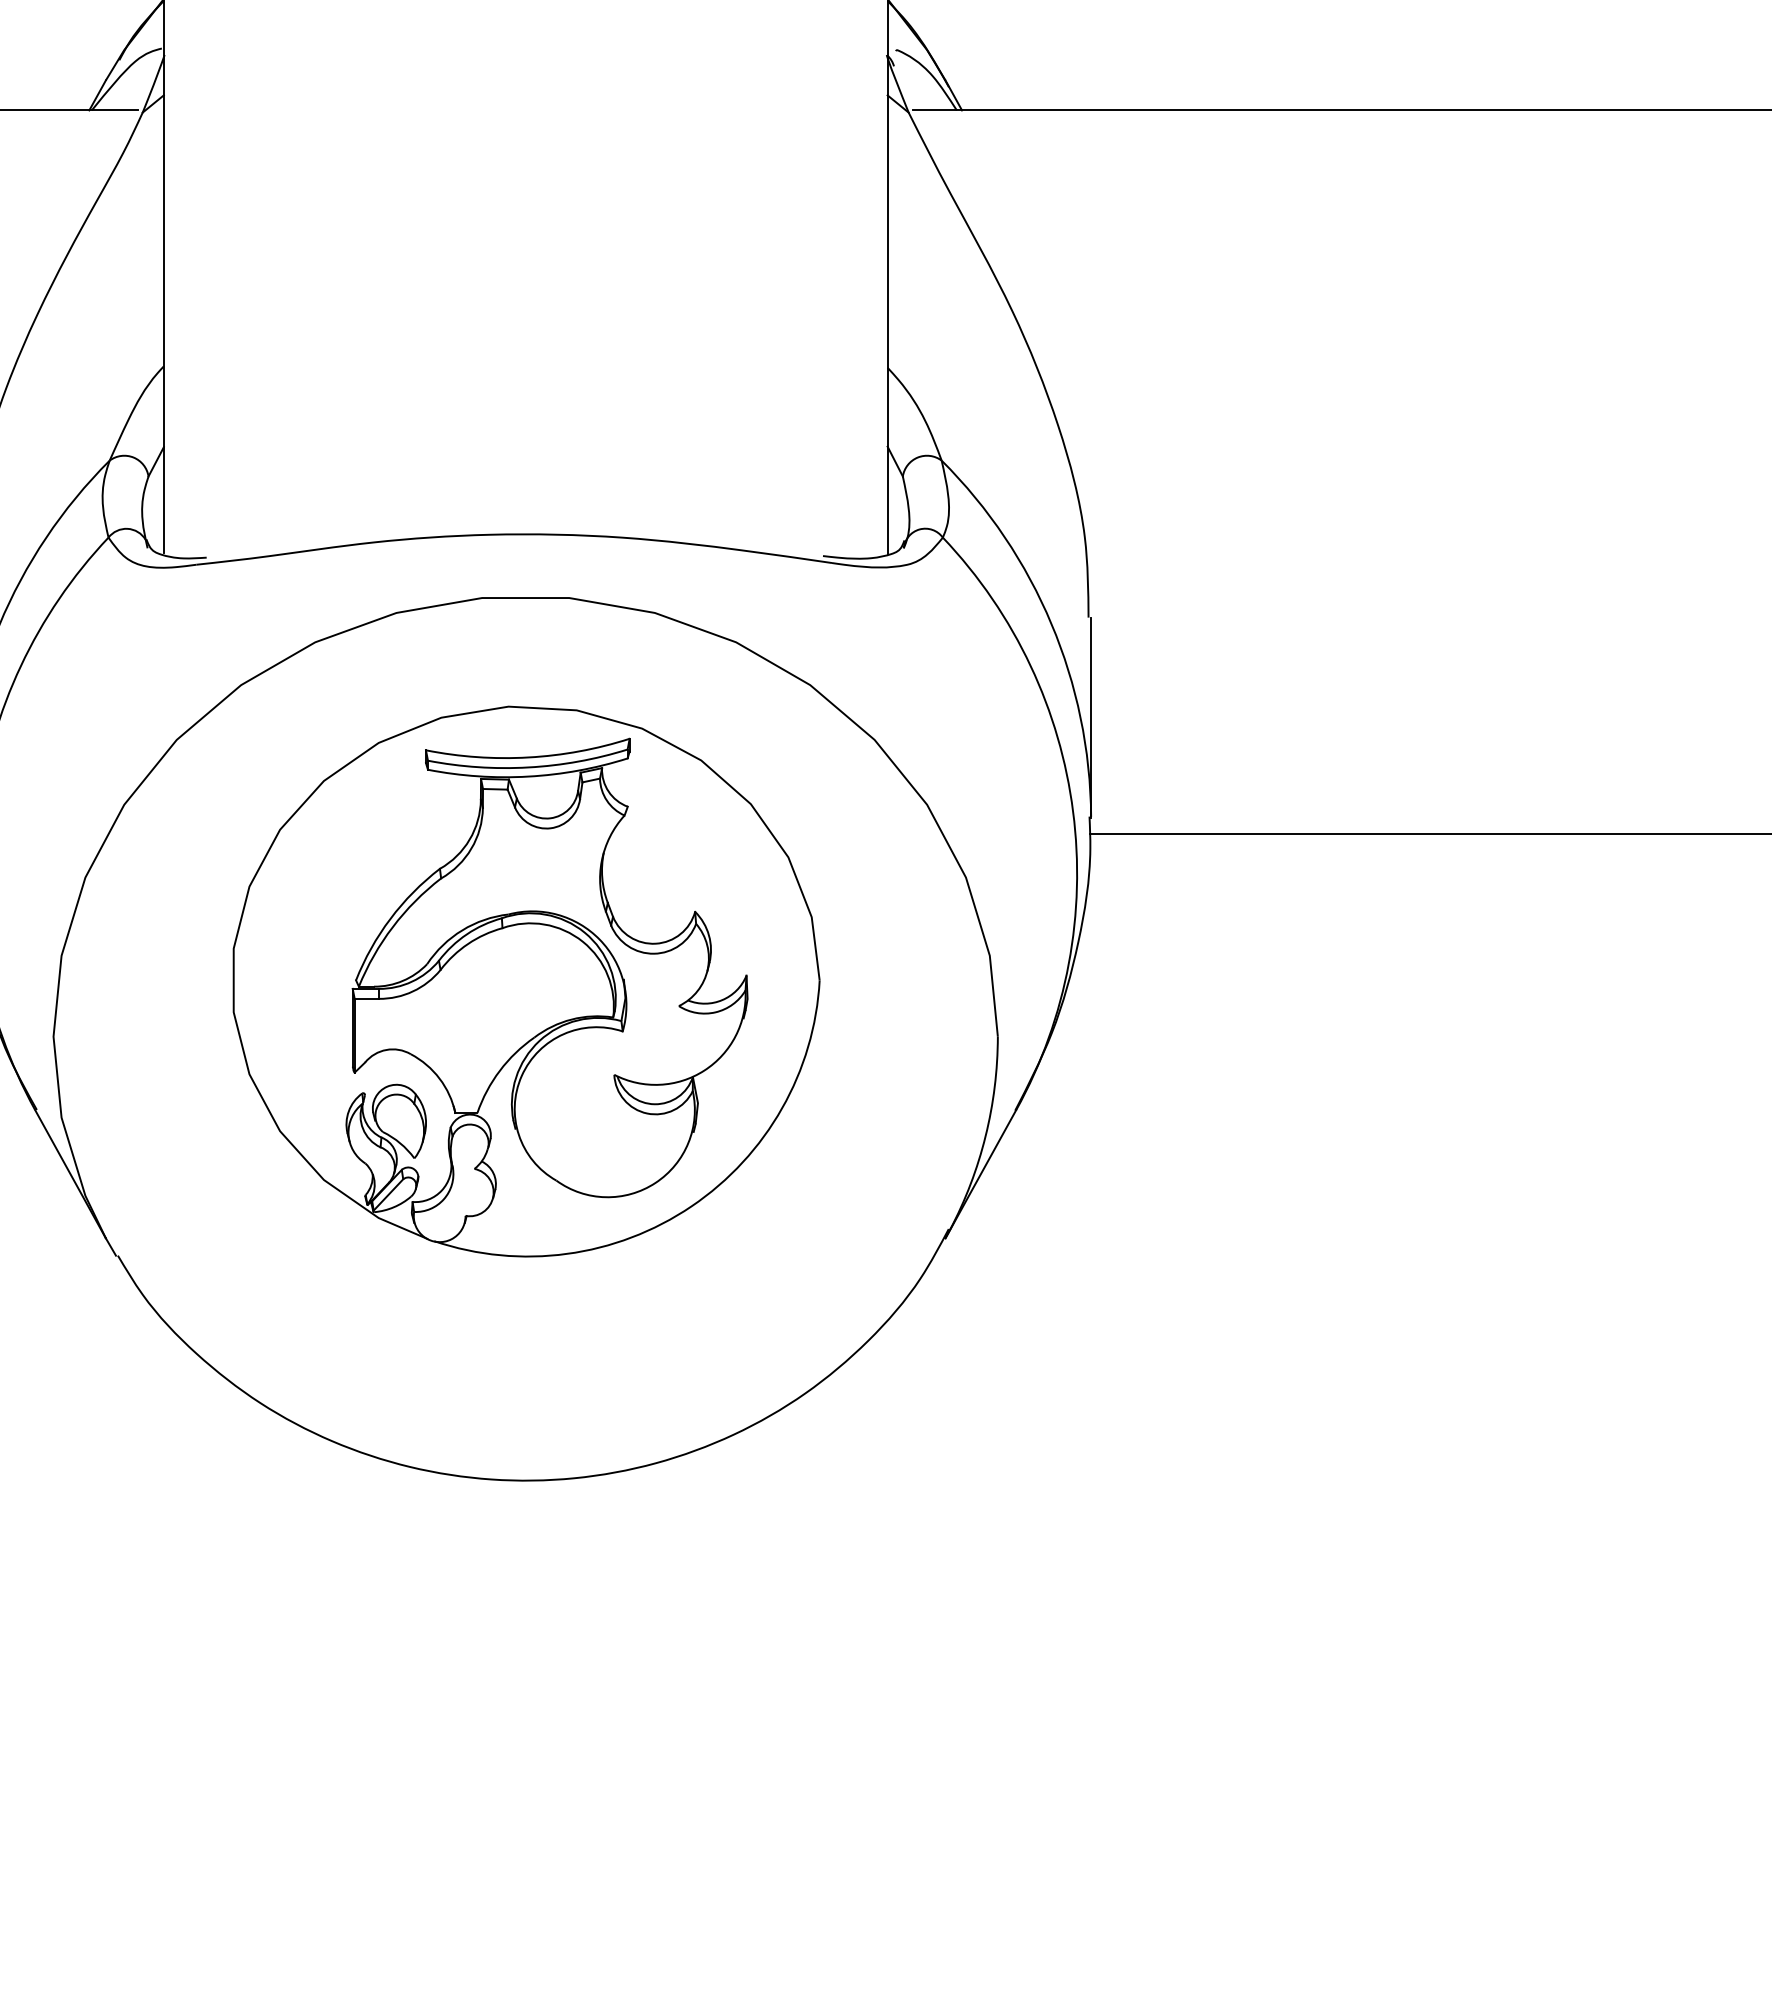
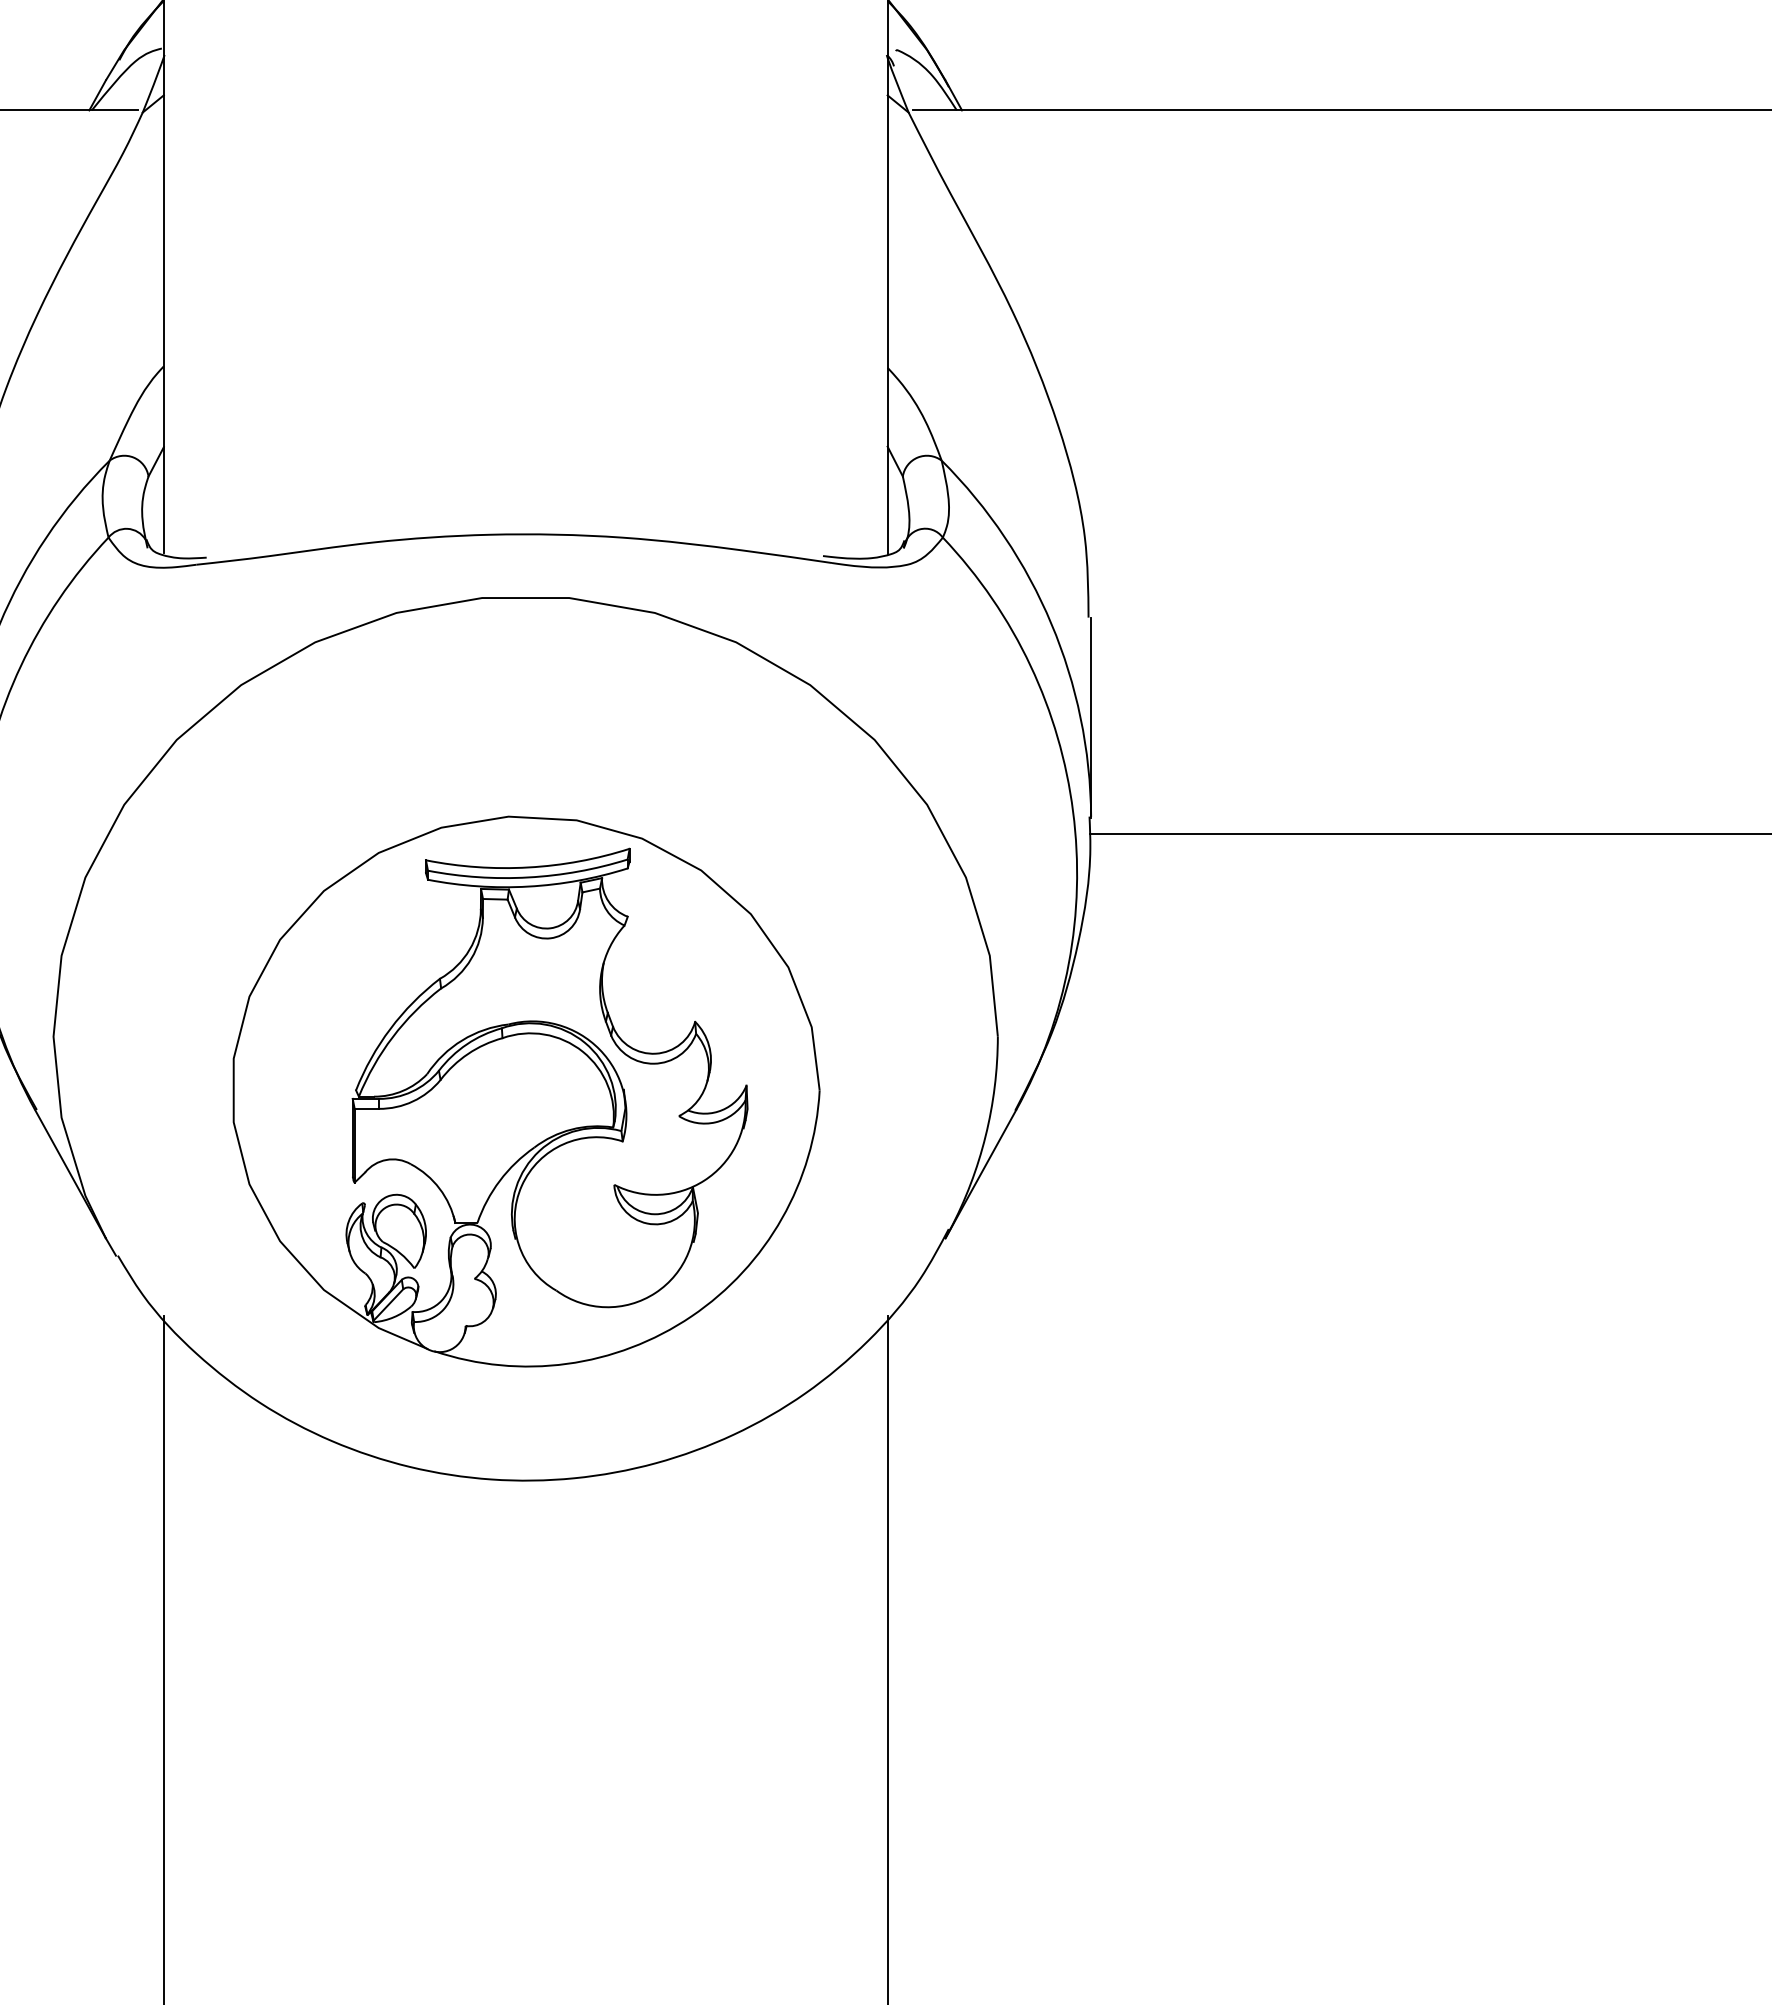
part position: (526, 981) -> (526, 1091) (526, 1091)
line: none -> present (163, 1658)
line: none -> present (887, 1658)
